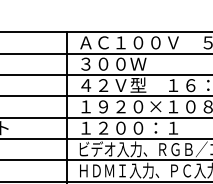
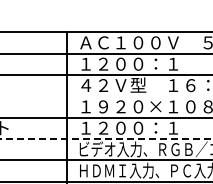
text: ３００Ｗ -> １２００：１ (129, 63)
line: present -> none (105, 96)
line: solid -> dashed (106, 138)
